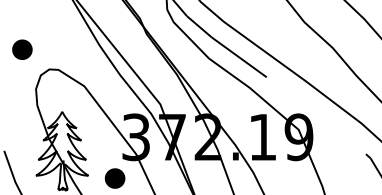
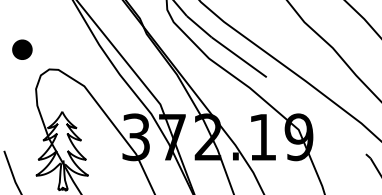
part: present -> none (114, 178)
